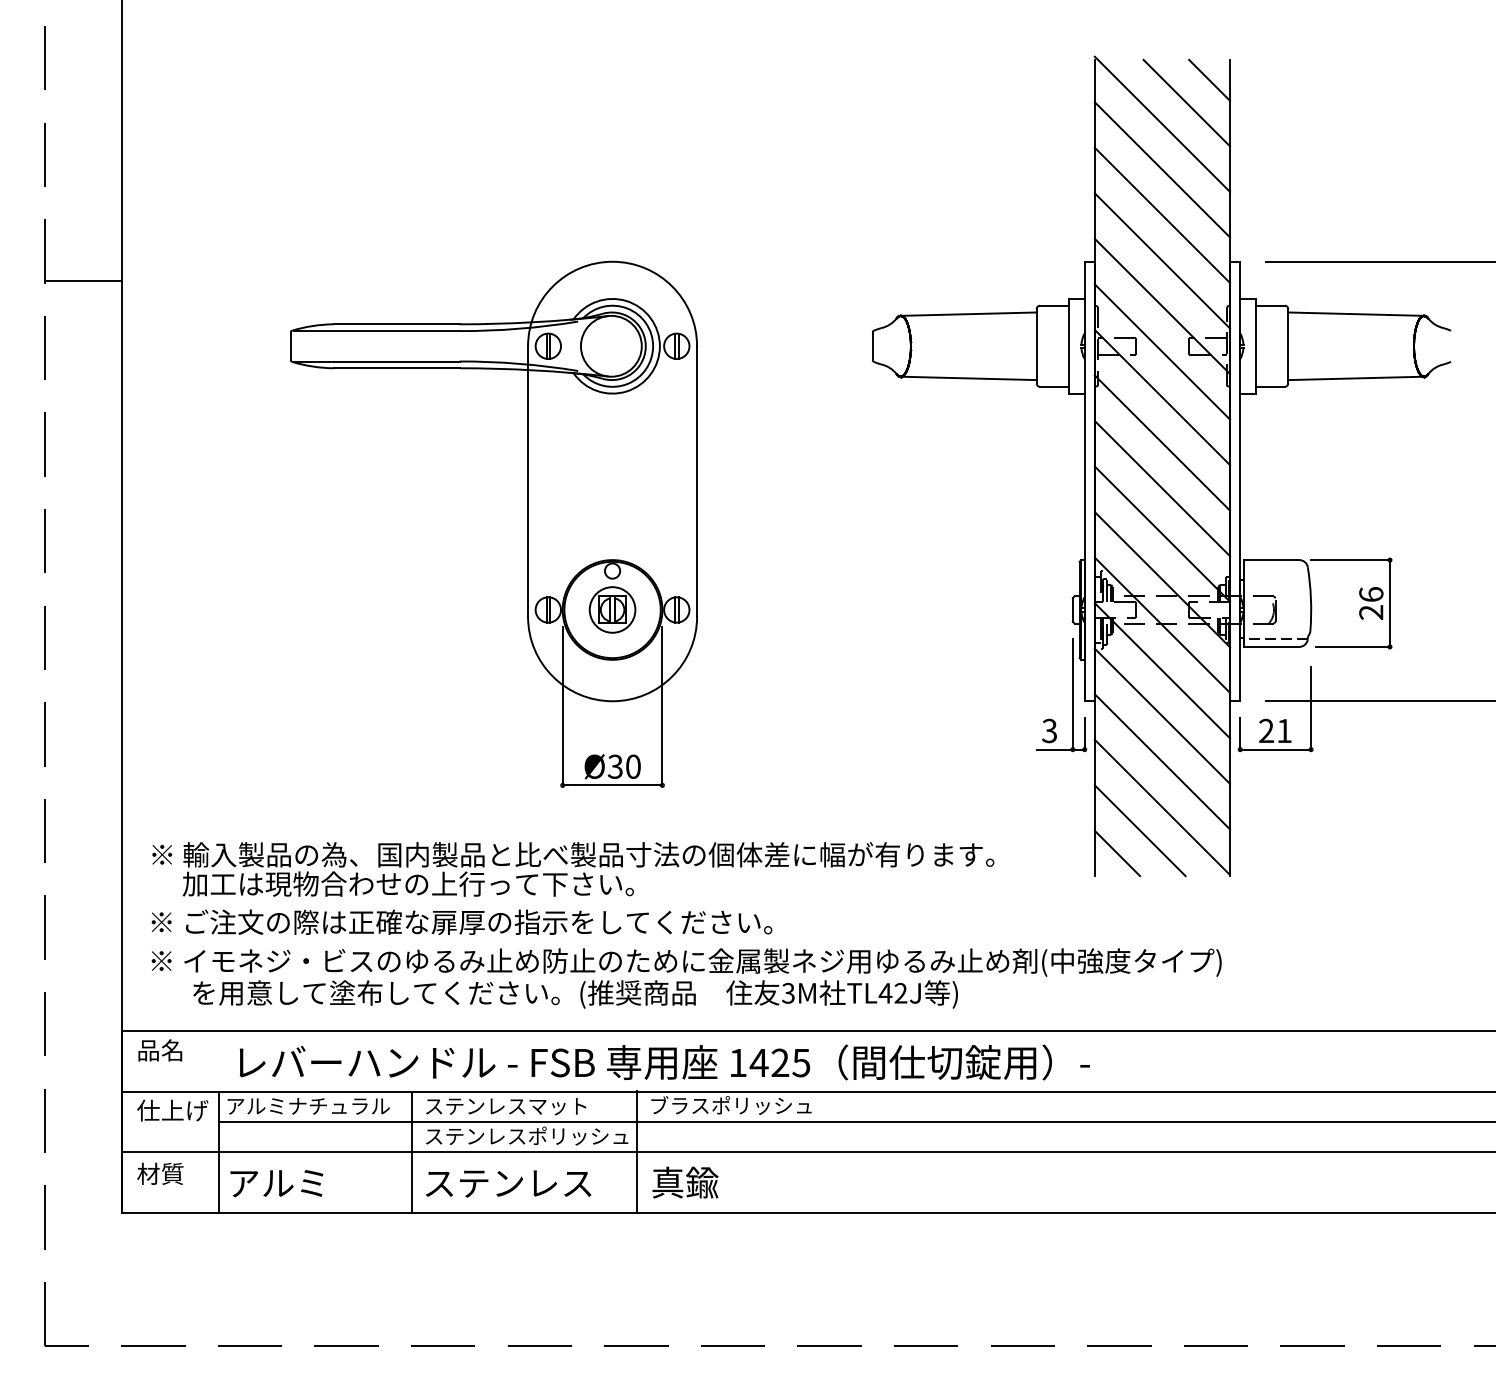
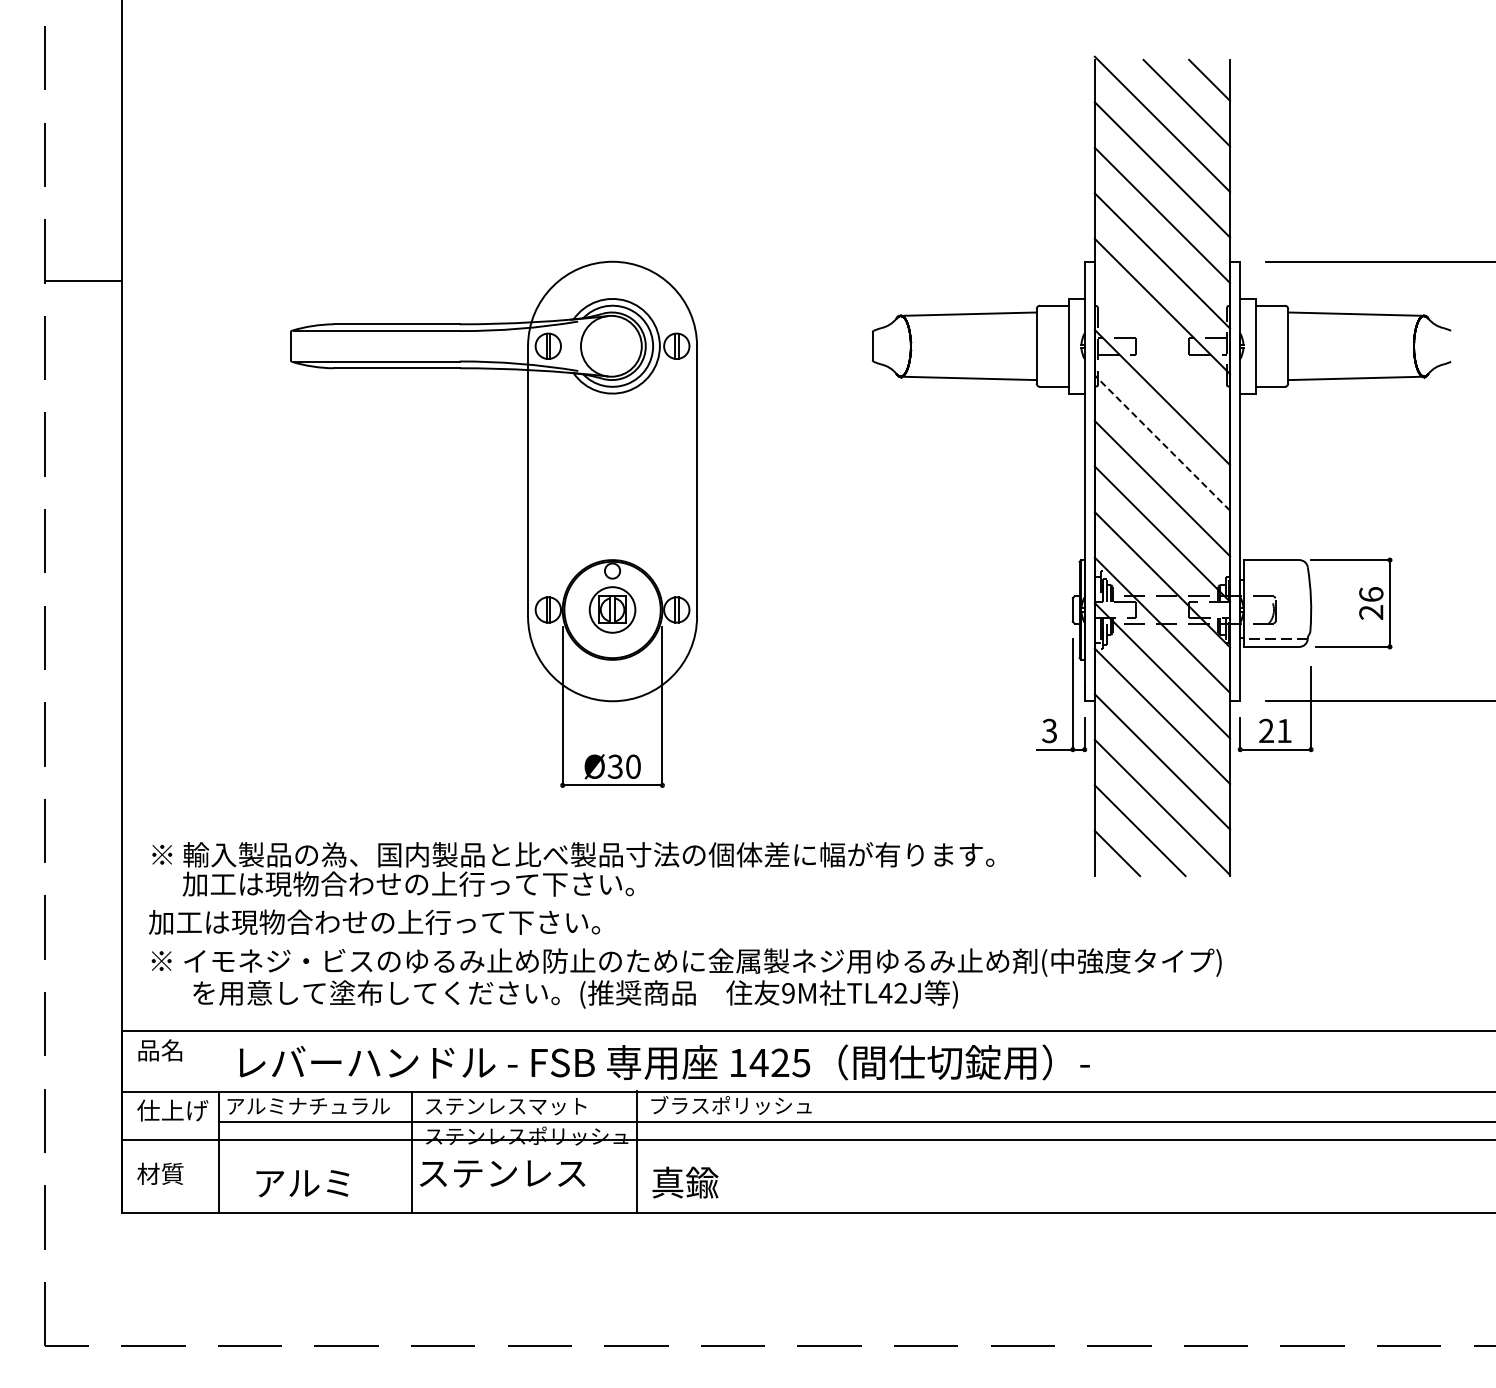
line: present -> none (1162, 351)
line: solid -> dashed (1162, 443)
text: ※ ご注文の際は正確な扉厚の指示をしてください。 -> 加工は現物合わせの上行って下さい。 (460, 922)
text: 3M -> 9M (788, 993)
line position: (807, 1152) -> (807, 1140) (807, 1140)
text position: (276, 1183) -> (302, 1183) (302, 1183)
text position: (508, 1183) -> (502, 1173) (502, 1173)
